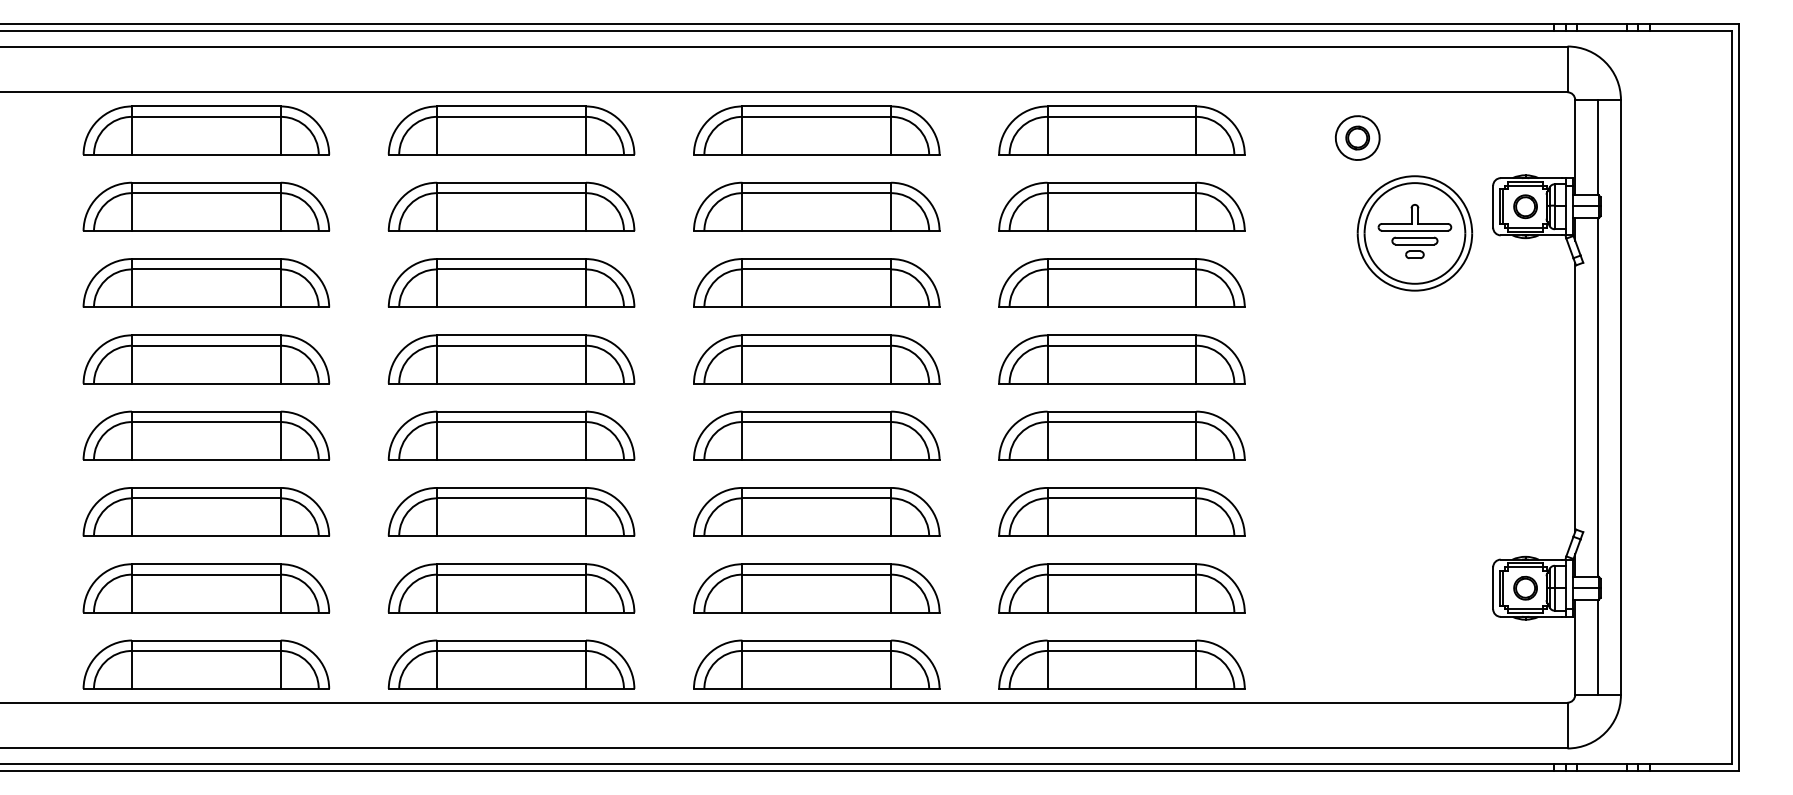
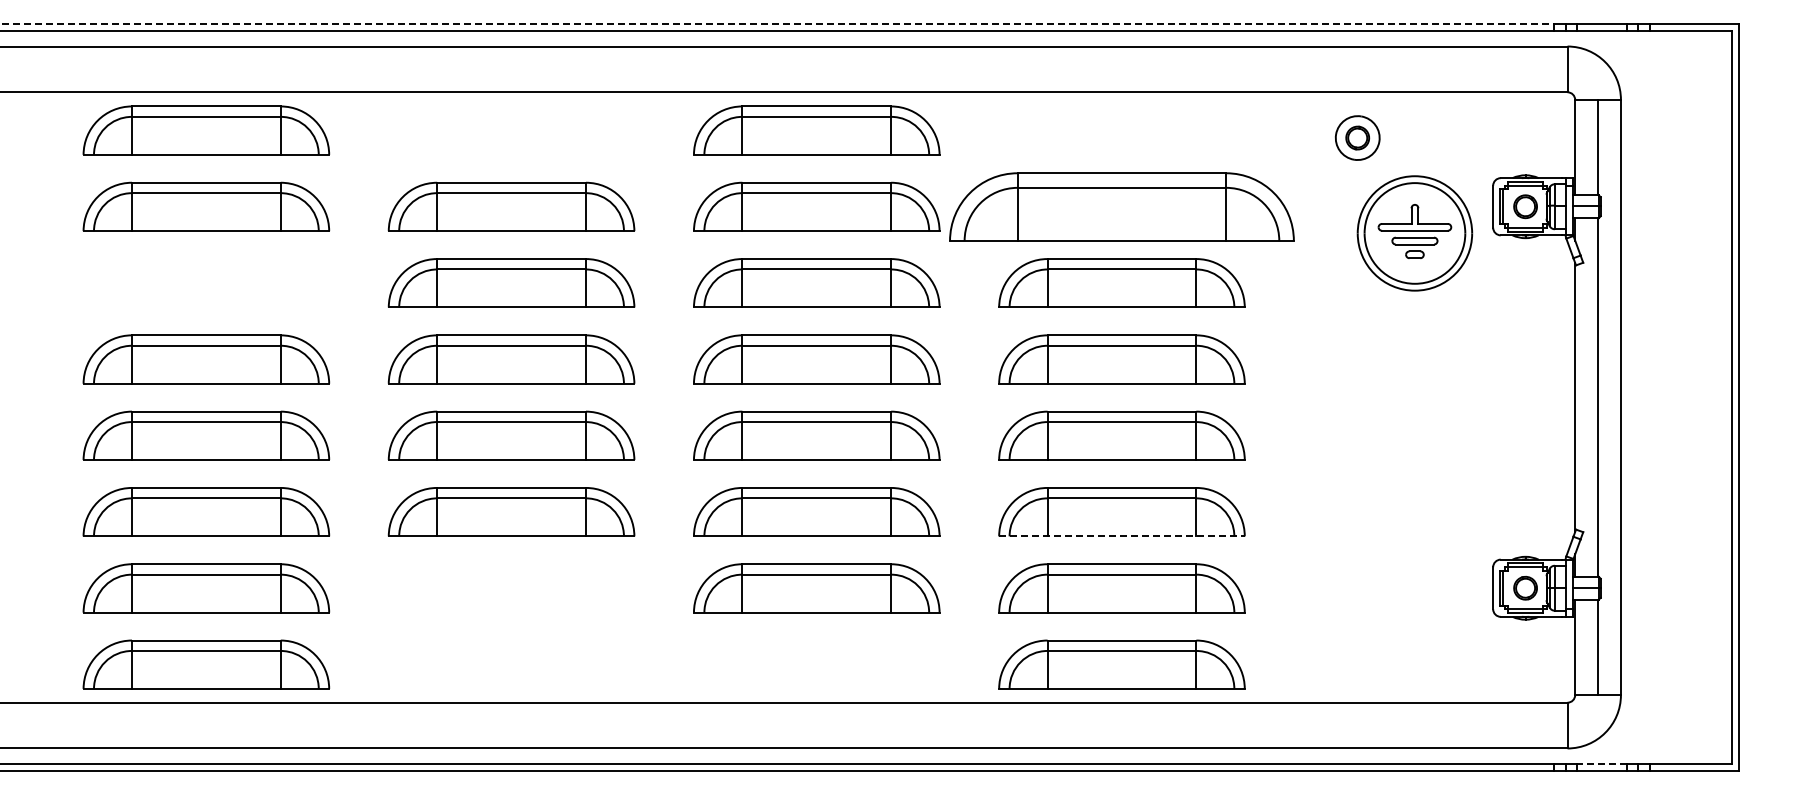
line: solid -> dashed (777, 23)
part: present -> none (511, 130)
part: present -> none (1121, 130)
part size: 248x51 px -> 346x70 px (1121, 206)
part: present -> none (206, 282)
line: solid -> dashed (1121, 536)
part: present -> none (511, 588)
part: present -> none (511, 664)
part: present -> none (816, 664)
line: solid -> dashed (1601, 763)
